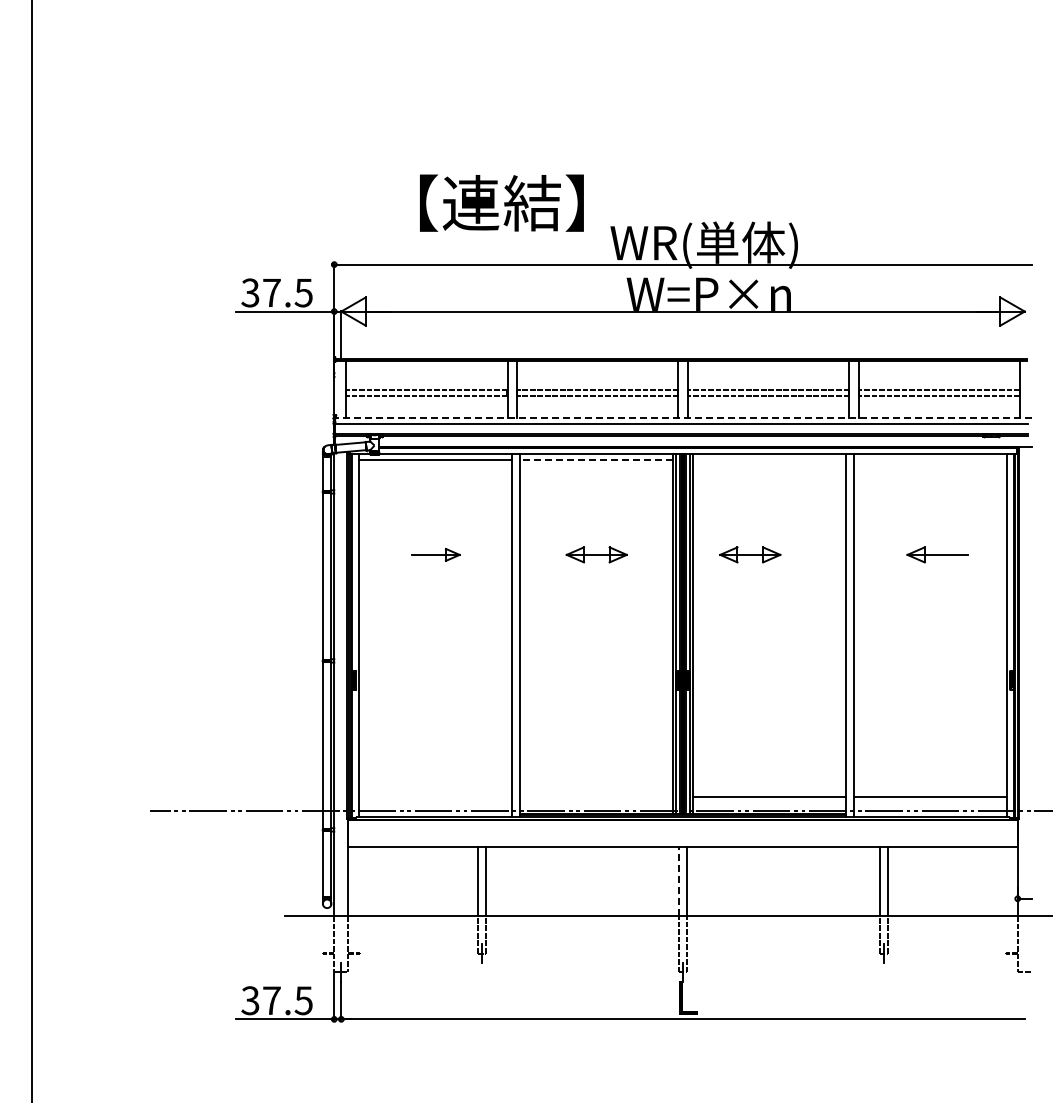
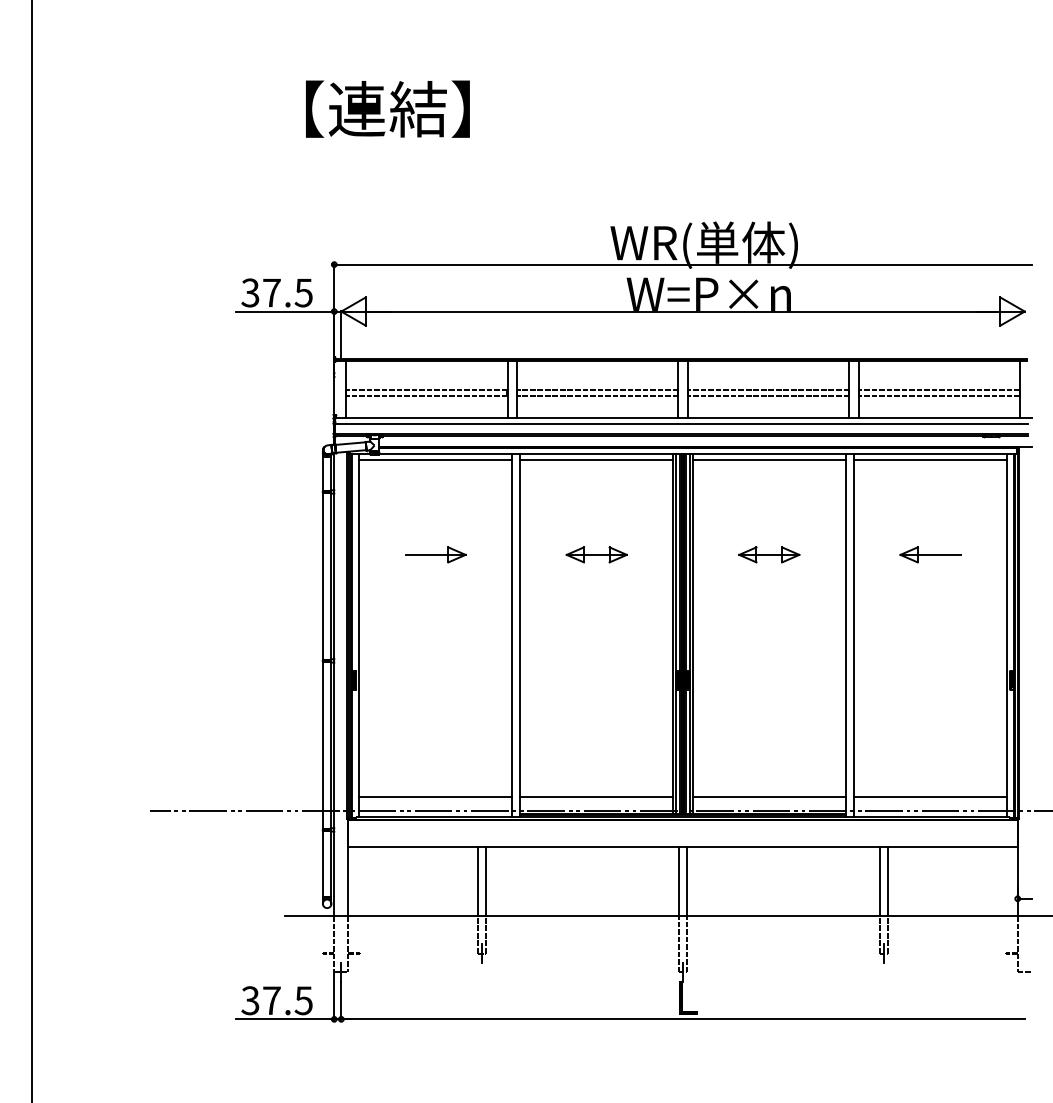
text position: (501, 202) -> (387, 108) (387, 108)
line: dashed -> solid (683, 417)
line: dashed -> solid (596, 459)
line: none -> present (768, 459)
line: none -> present (930, 459)
part size: 50x15 px -> 62x18 px (435, 554)
part position: (750, 554) -> (769, 554) (769, 554)
part position: (937, 554) -> (930, 554) (930, 554)
line: none -> present (435, 797)
line: none -> present (596, 797)
line: dashed -> solid (678, 881)
